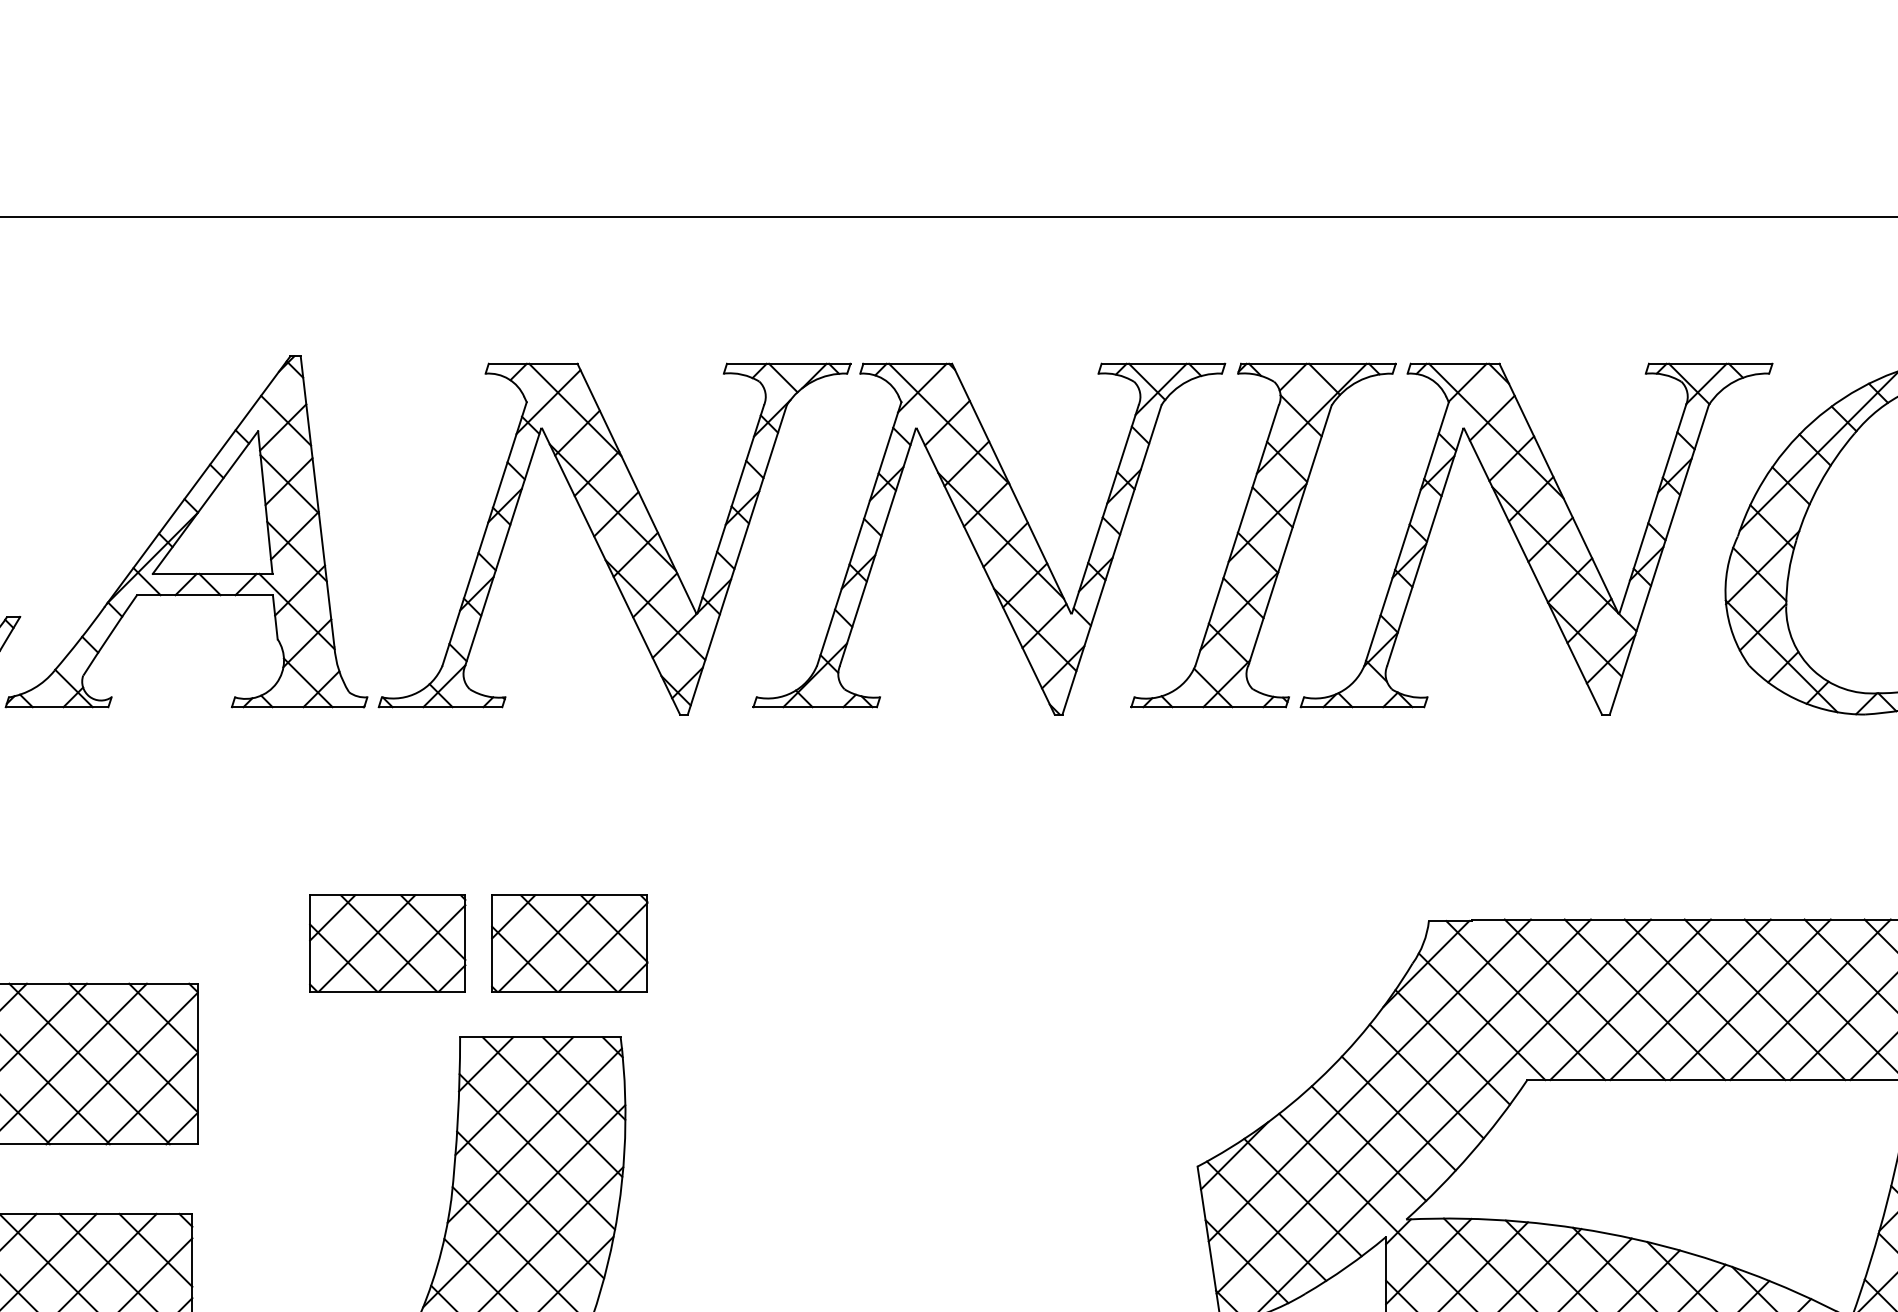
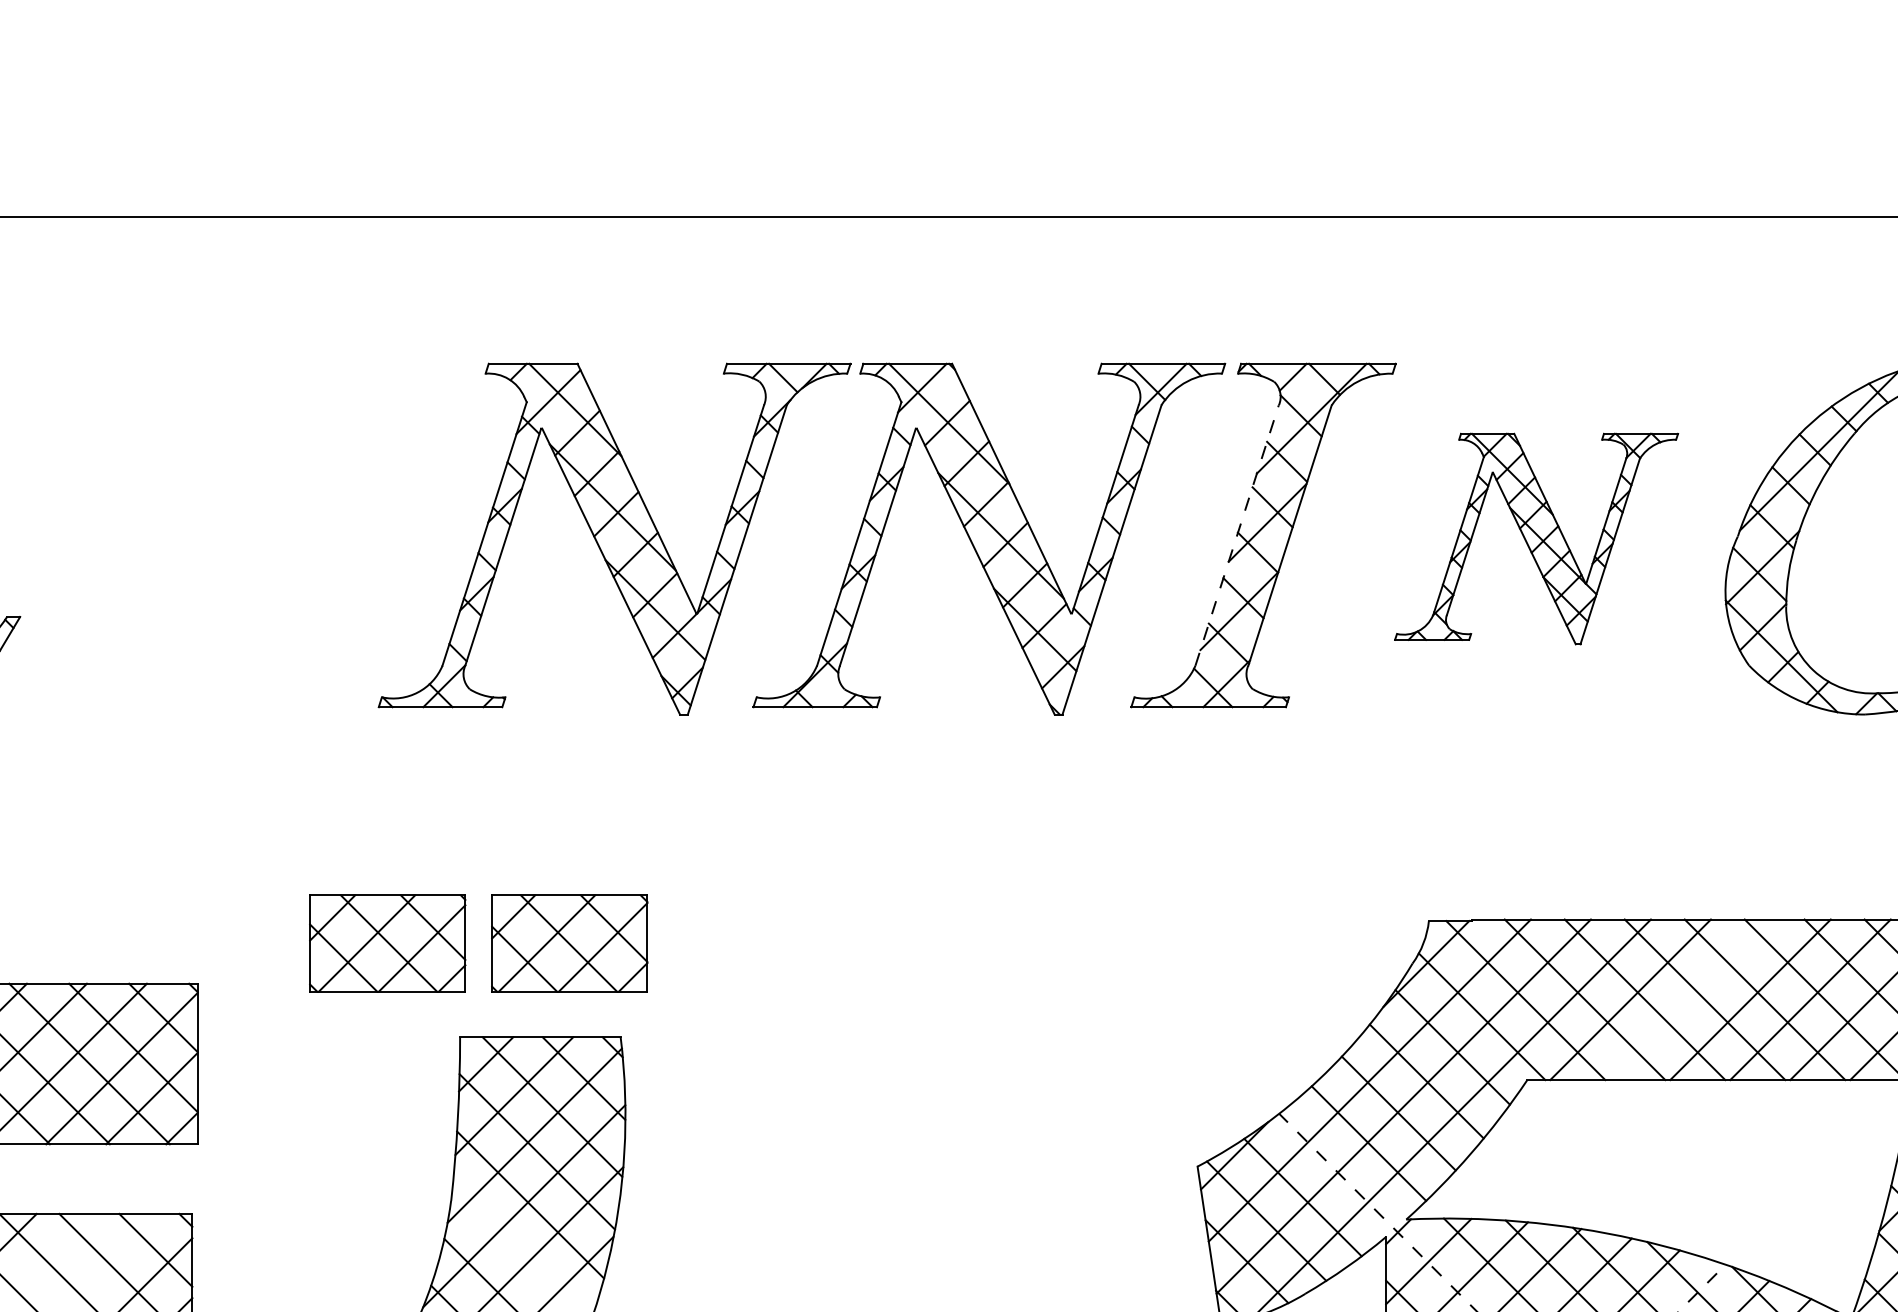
part: present -> none (186, 531)
line: solid -> dashed (1237, 535)
part size: 475x354 px -> 286x214 px (1536, 538)
line: present -> none (1690, 999)
line: solid -> dashed (1378, 1212)
line: present -> none (513, 1247)
line: present -> none (49, 1260)
line: present -> none (108, 1260)
line: solid -> dashed (1702, 1288)
